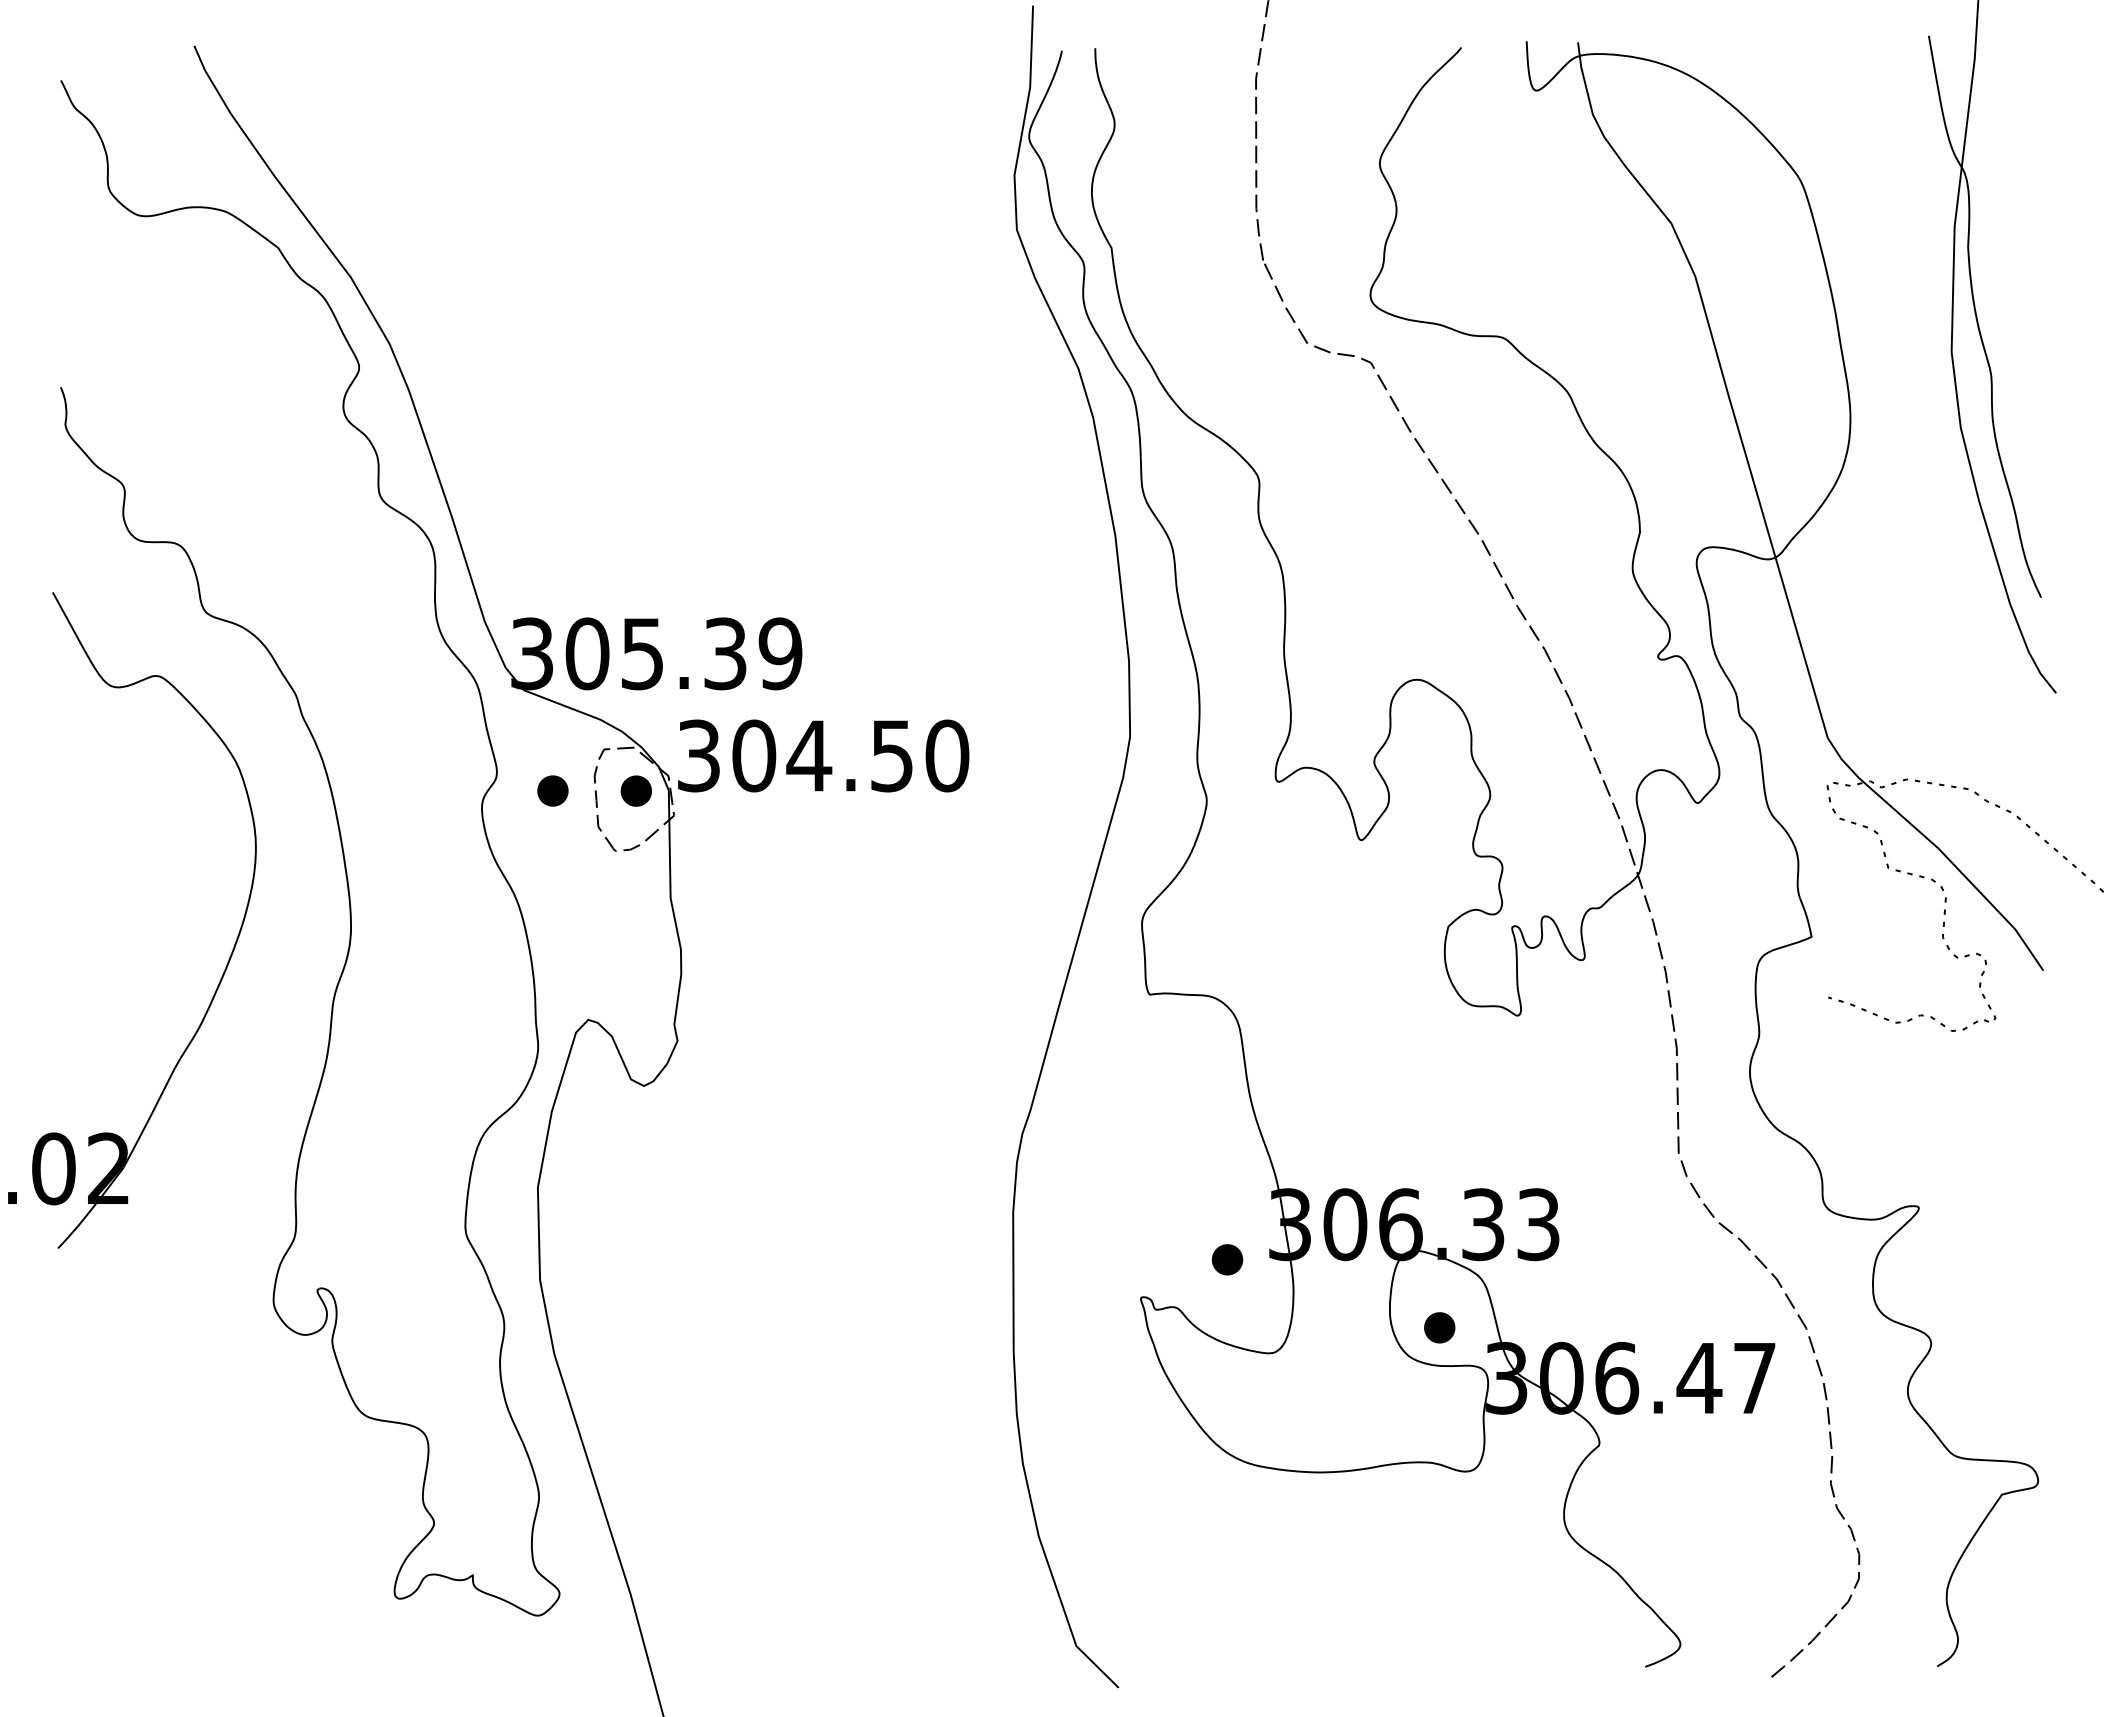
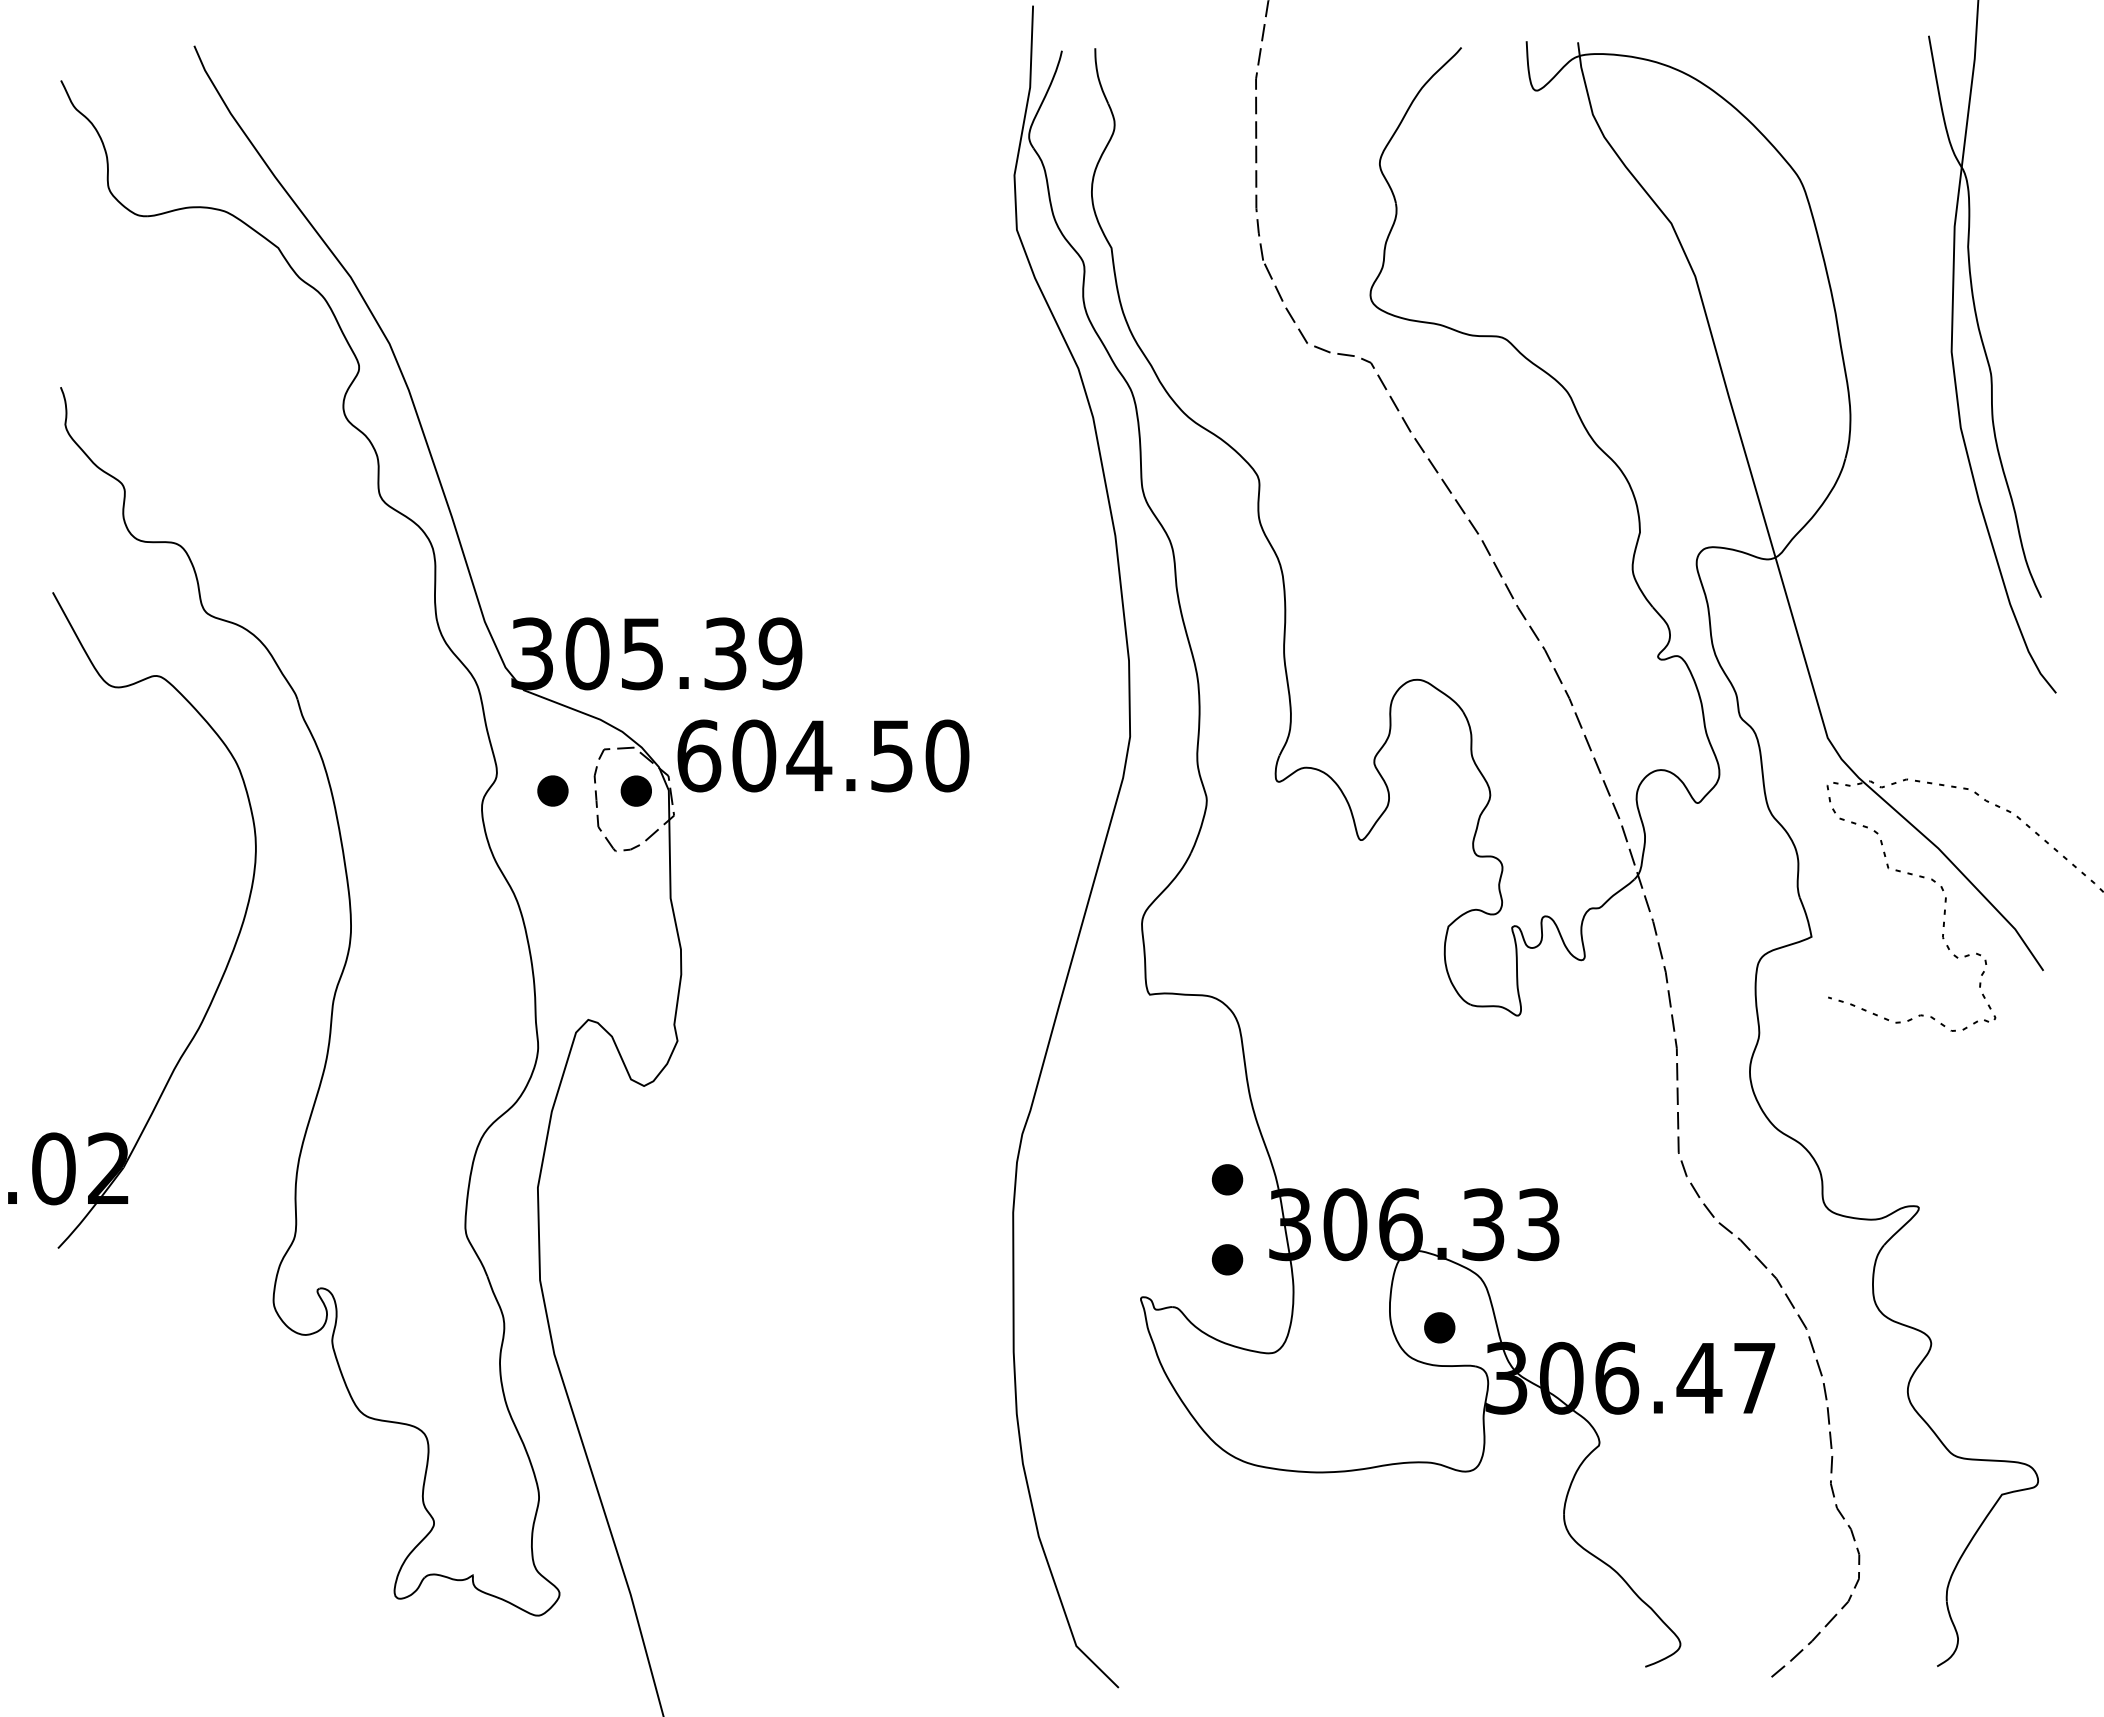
text: 304.50 -> 604.50 (699, 755)
part: none -> present (1227, 1179)
